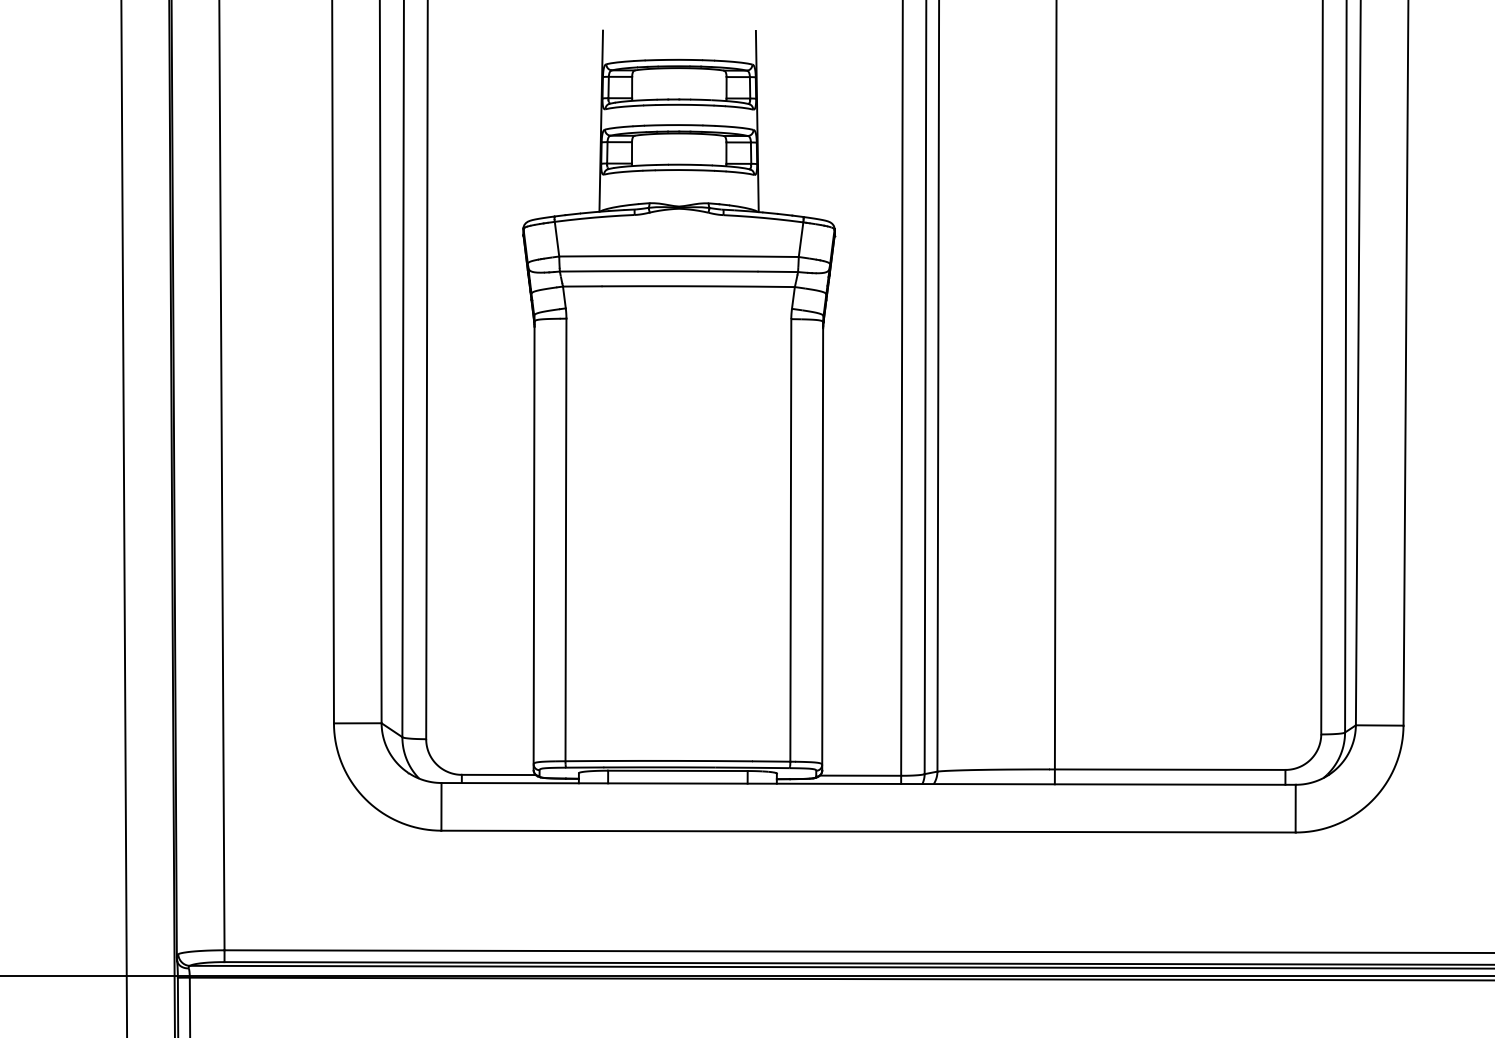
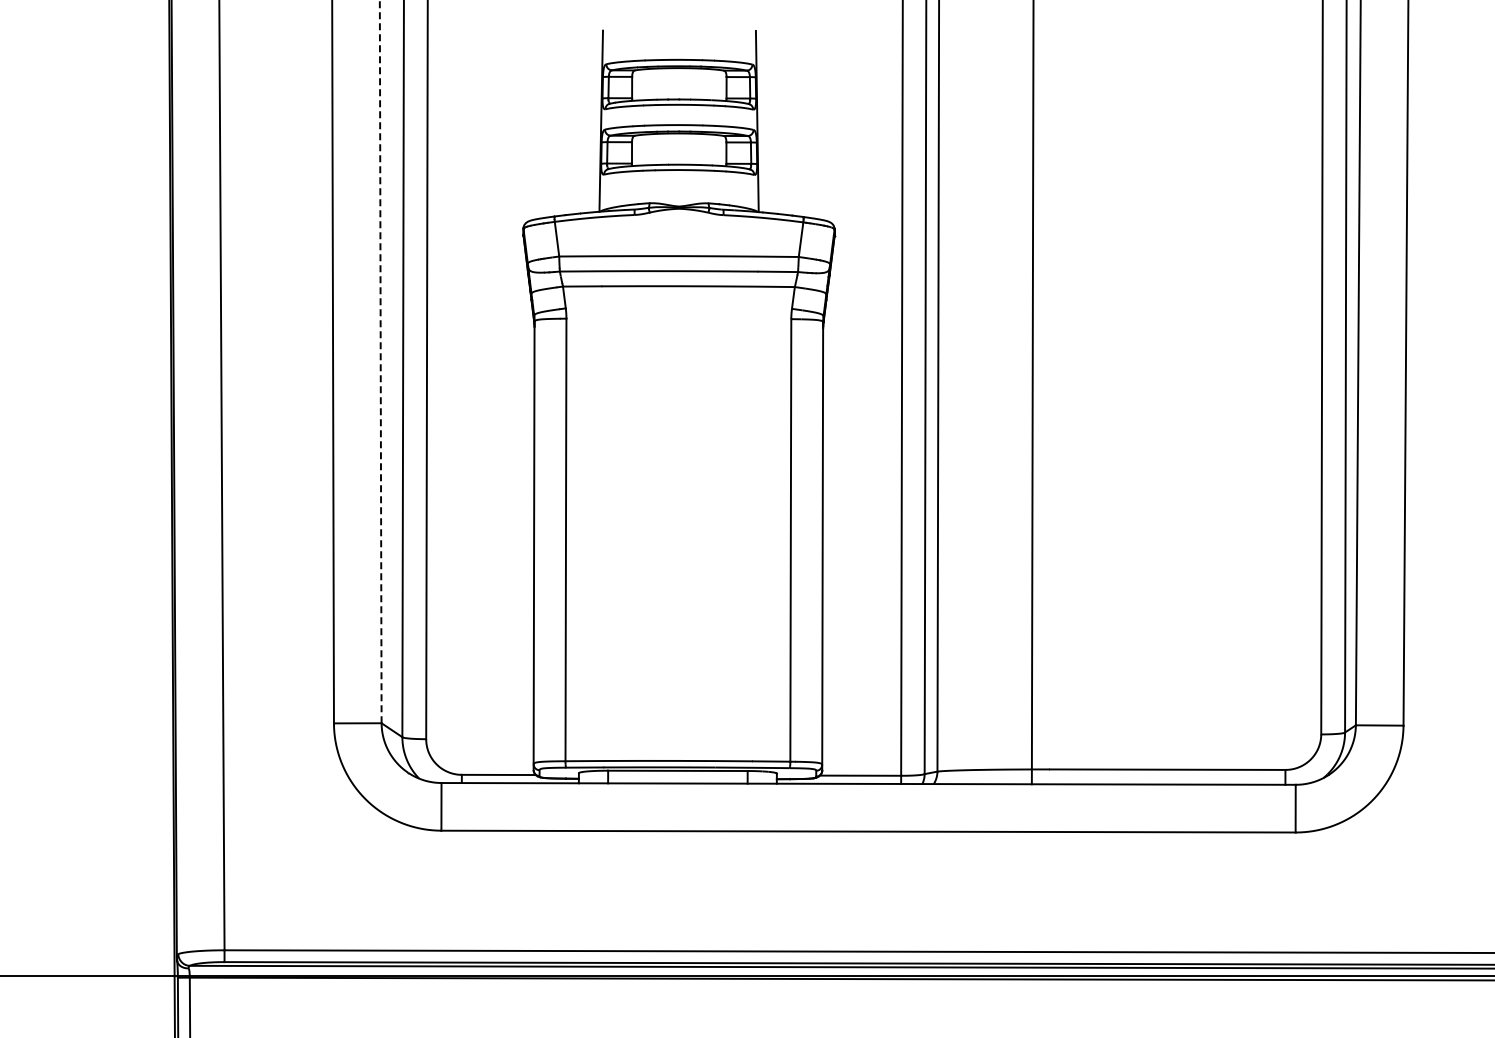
line: solid -> dashed (380, 361)
line position: (1055, 393) -> (1032, 393) (1032, 393)
line: present -> none (124, 518)
